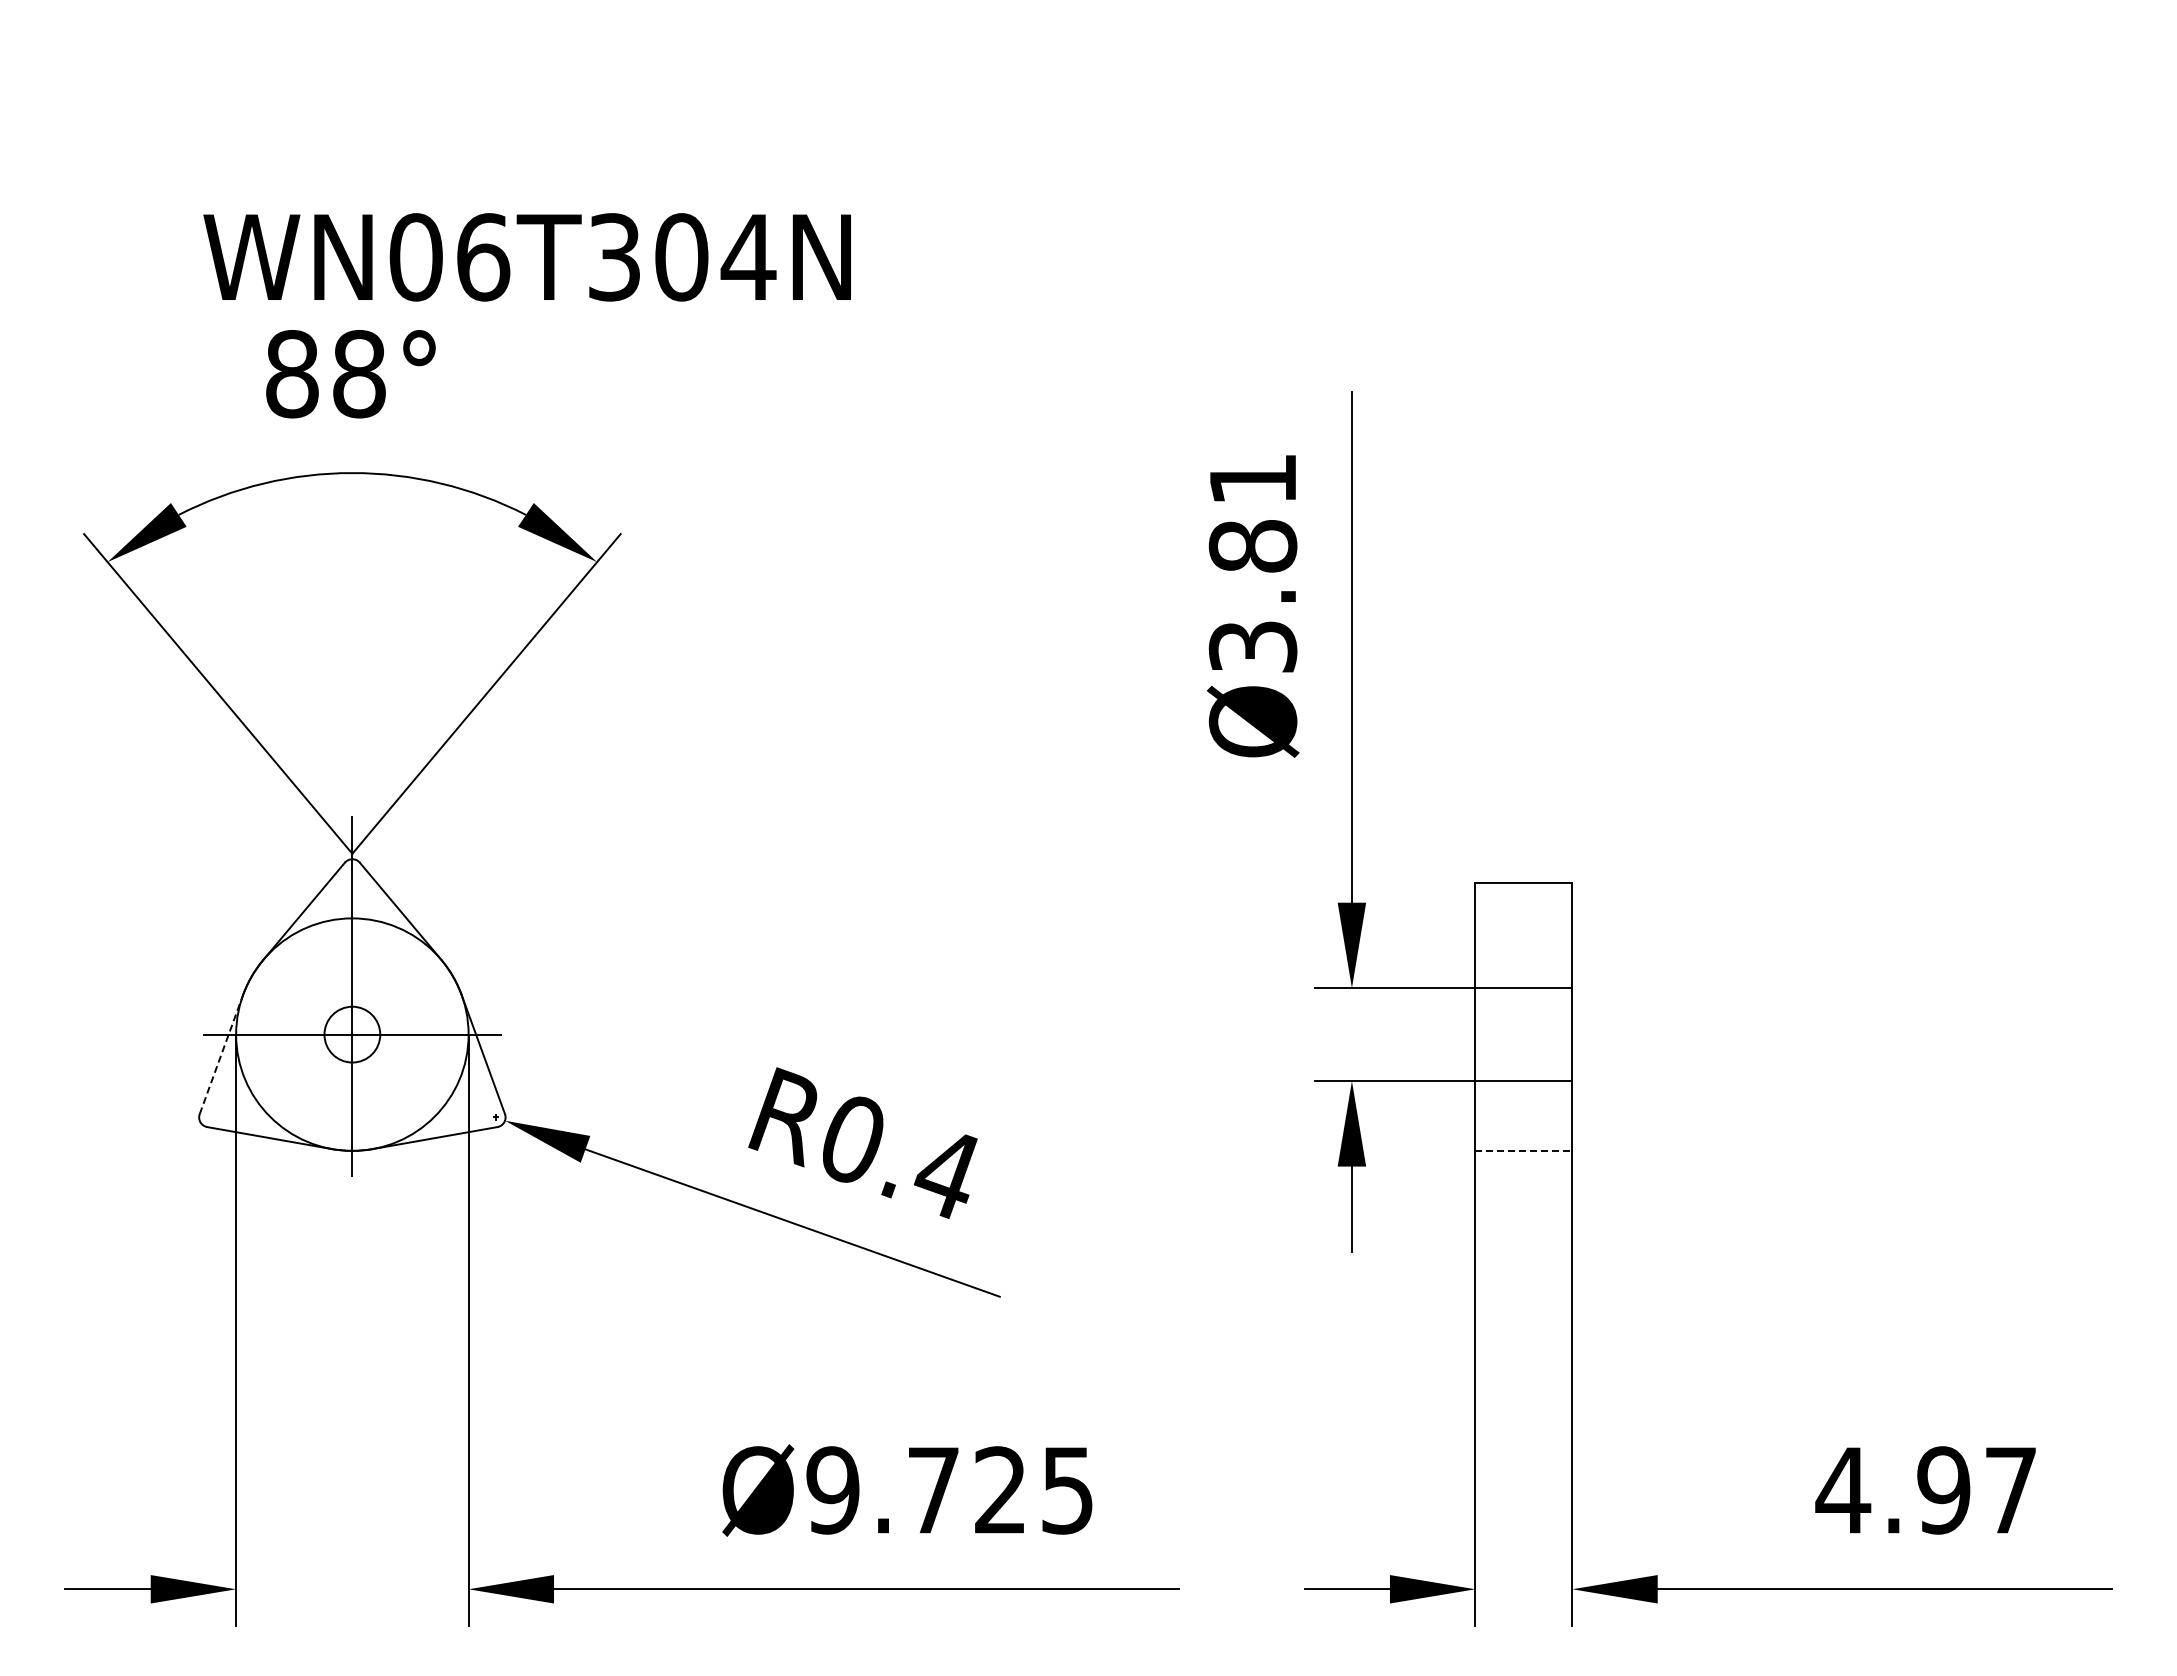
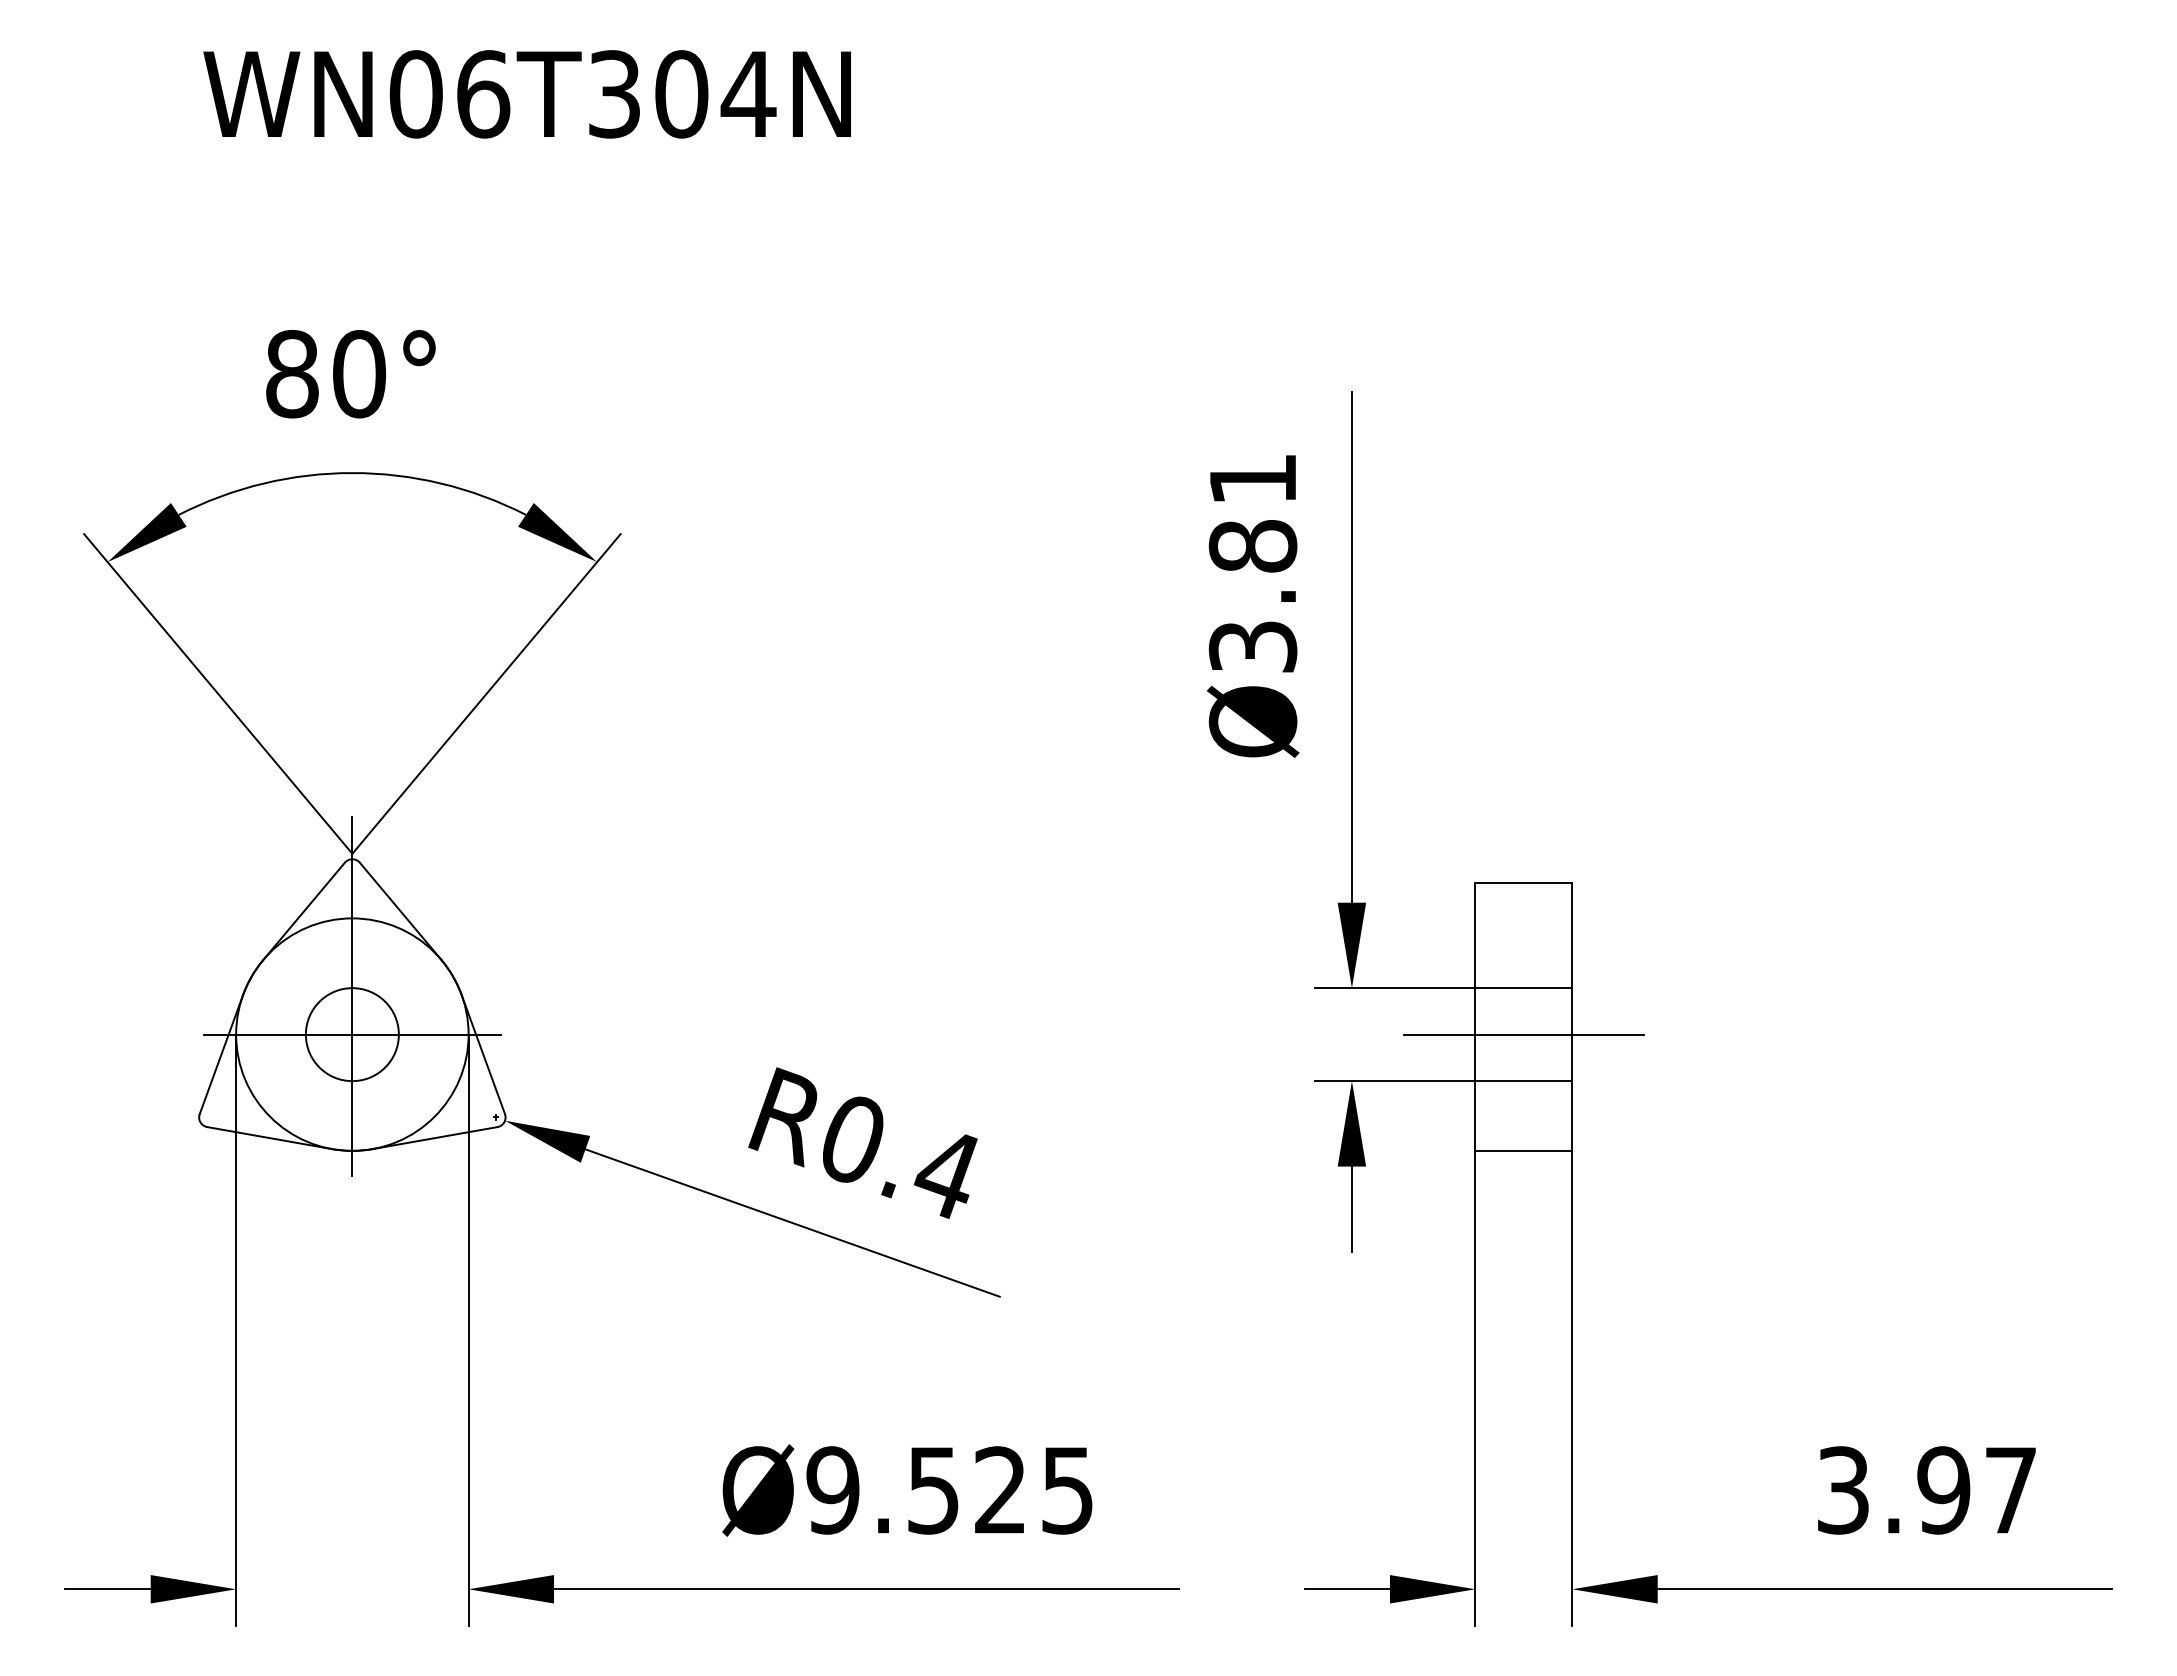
text position: (526, 257) -> (526, 94) (526, 94)
text: 88° -> 80° (359, 374)
circle diameter: 56 px -> 93 px (351, 1034)
line: none -> present (1523, 1034)
line: dashed -> solid (221, 1054)
line: dashed -> solid (1524, 1150)
text: Ø9.725 -> Ø9.525 (933, 1490)
text: 4.97 -> 3.97 (1843, 1490)
